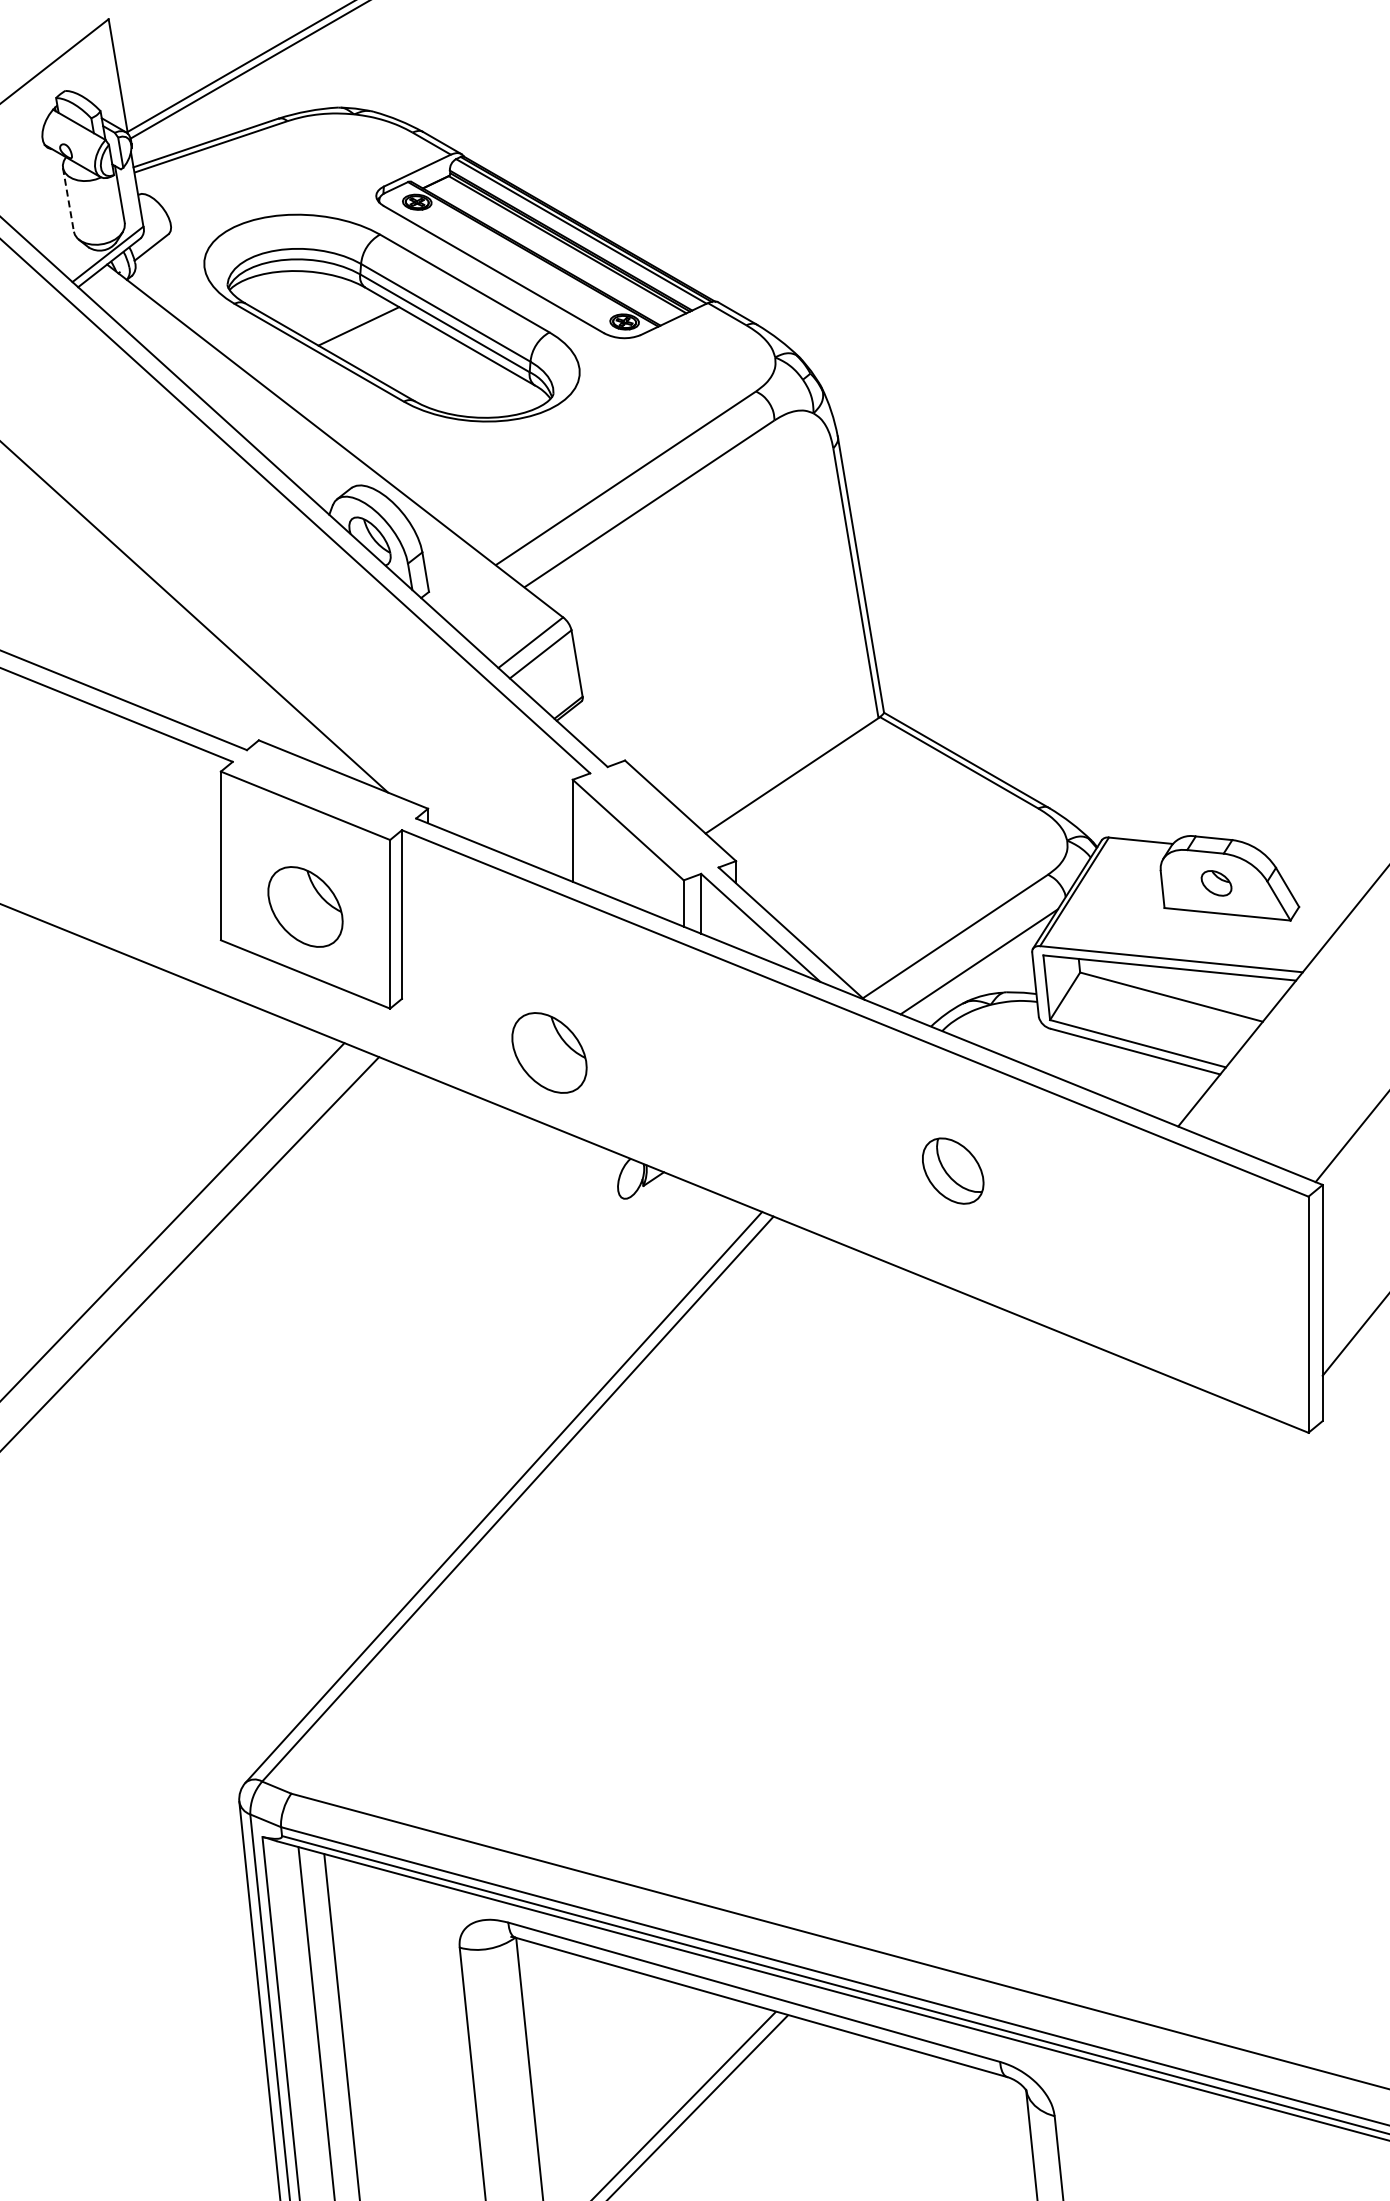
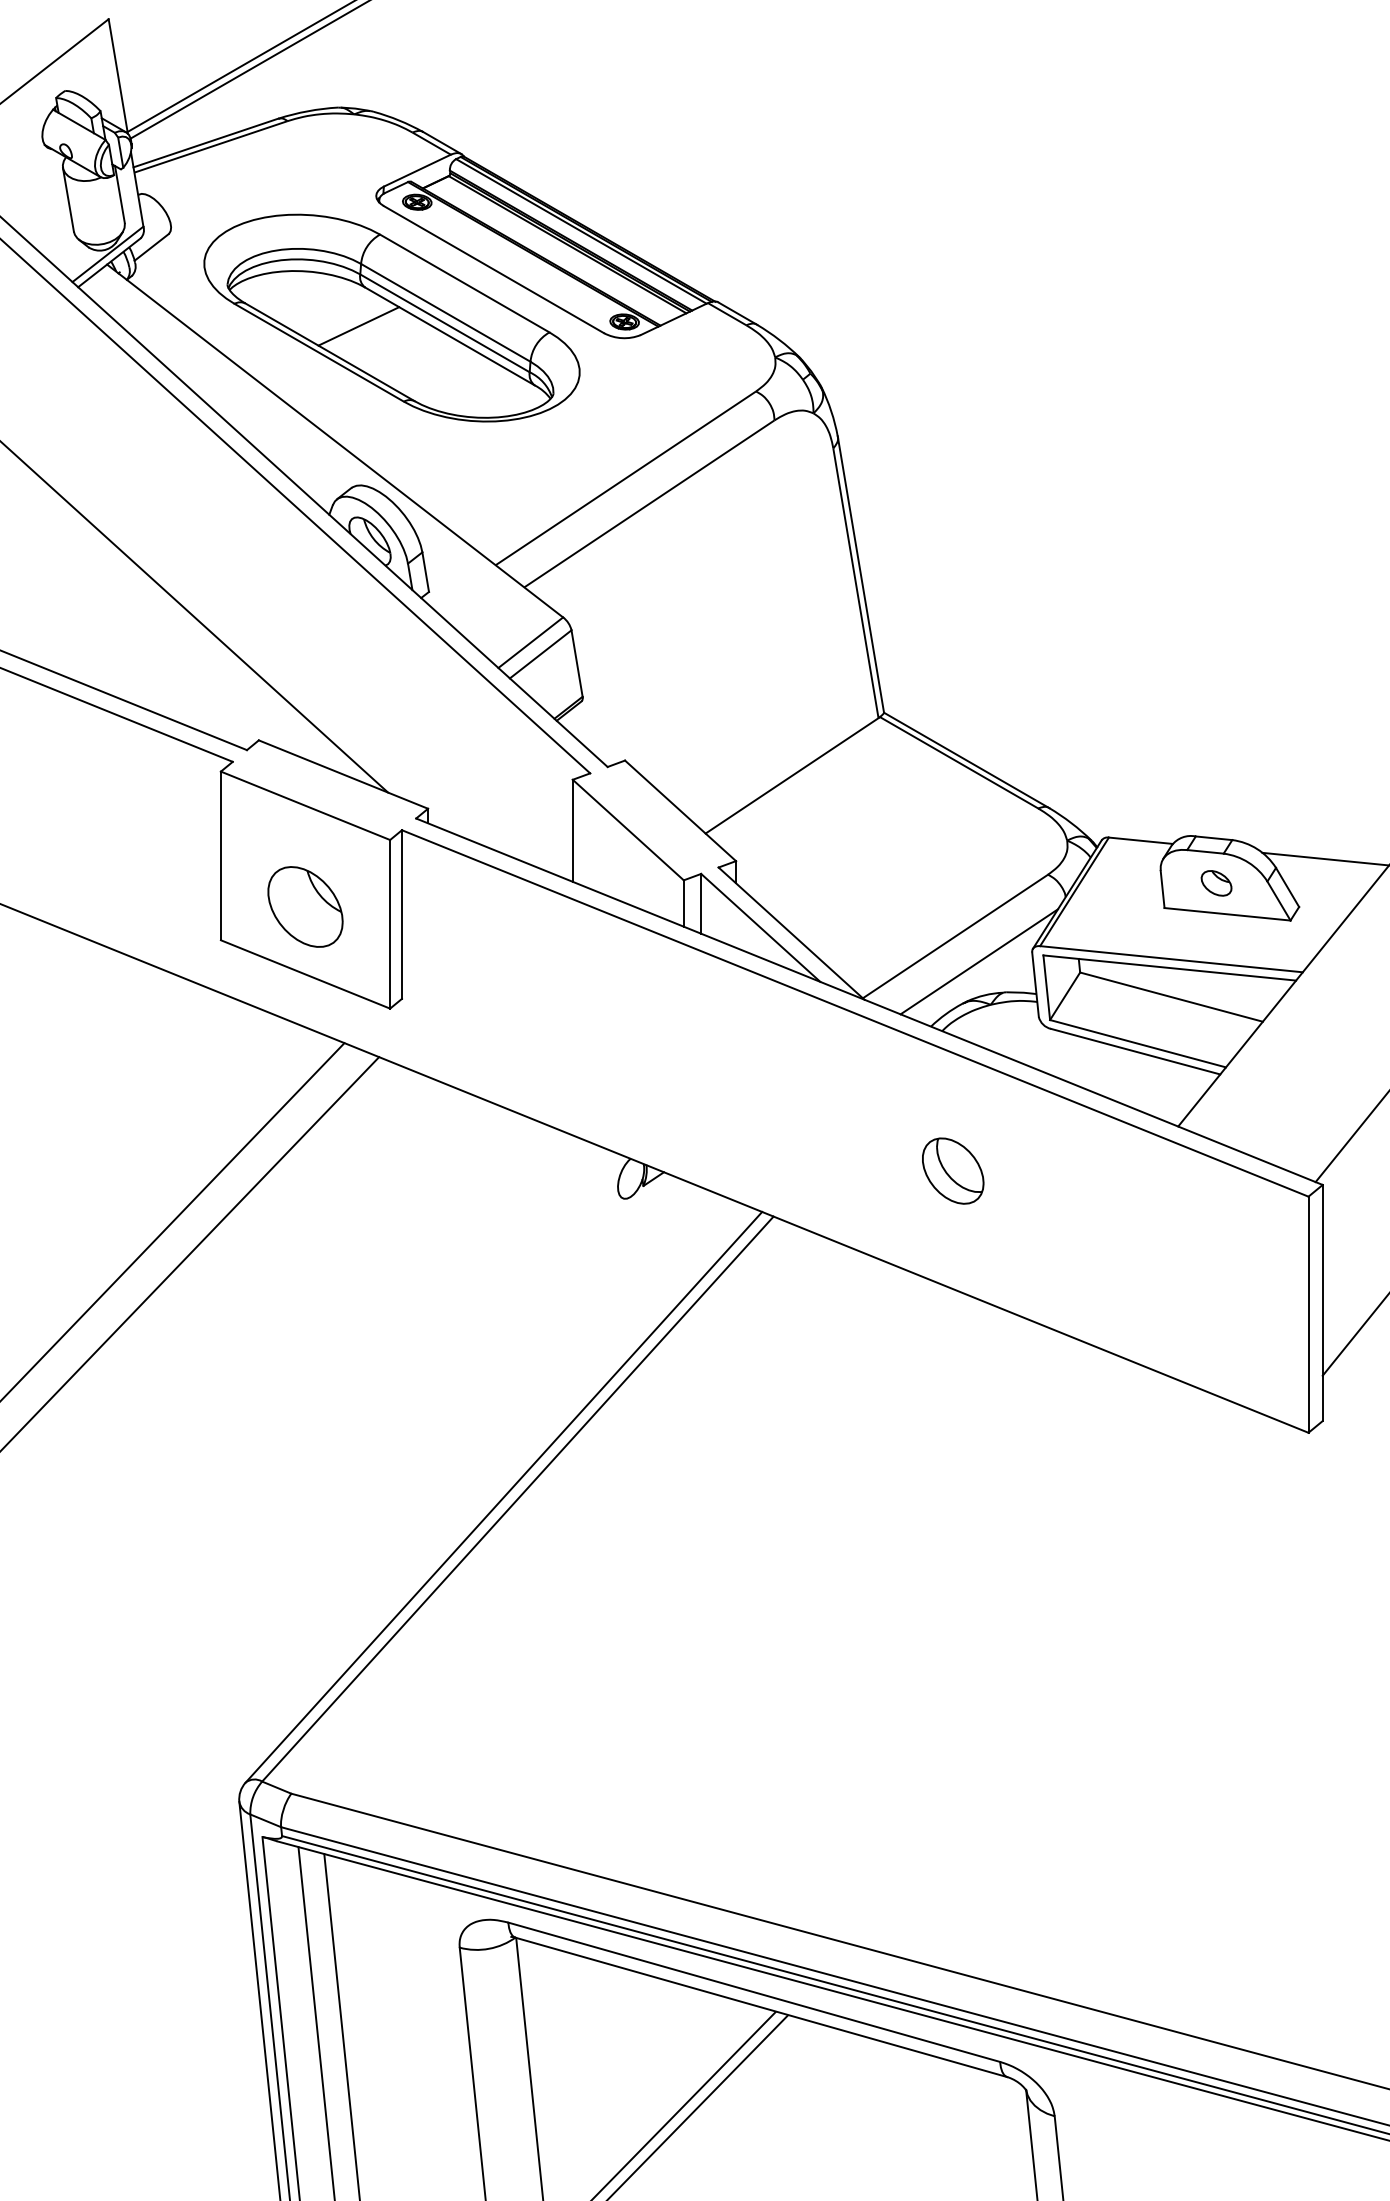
line: dashed -> solid (68, 200)
line: none -> present (1324, 858)
part: present -> none (549, 1052)
